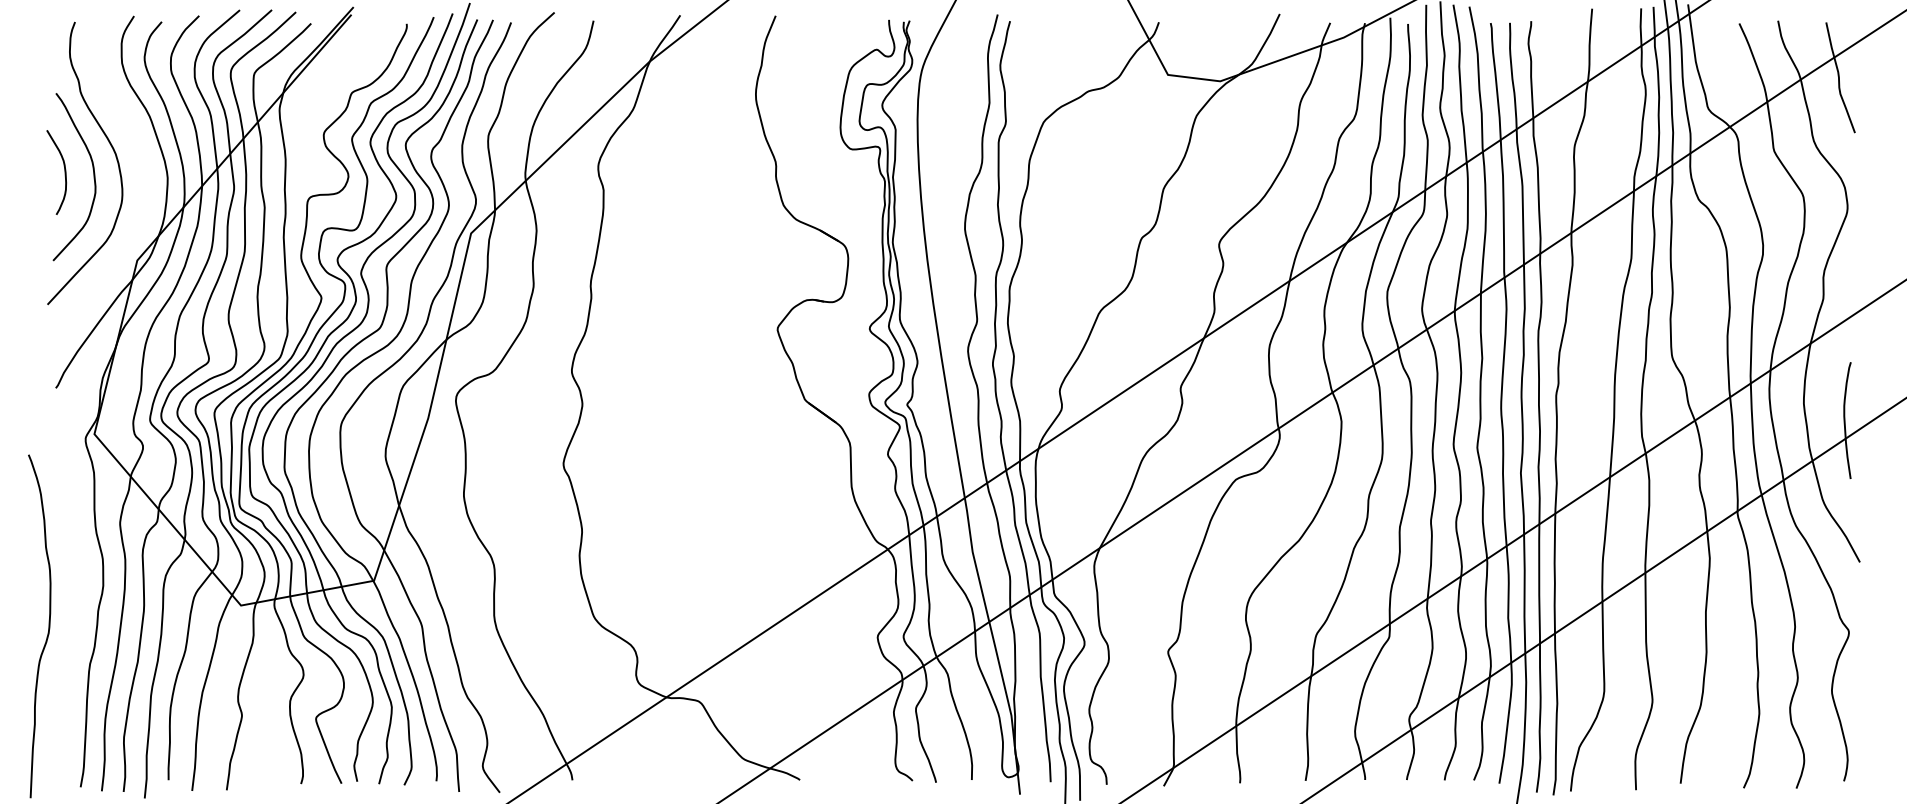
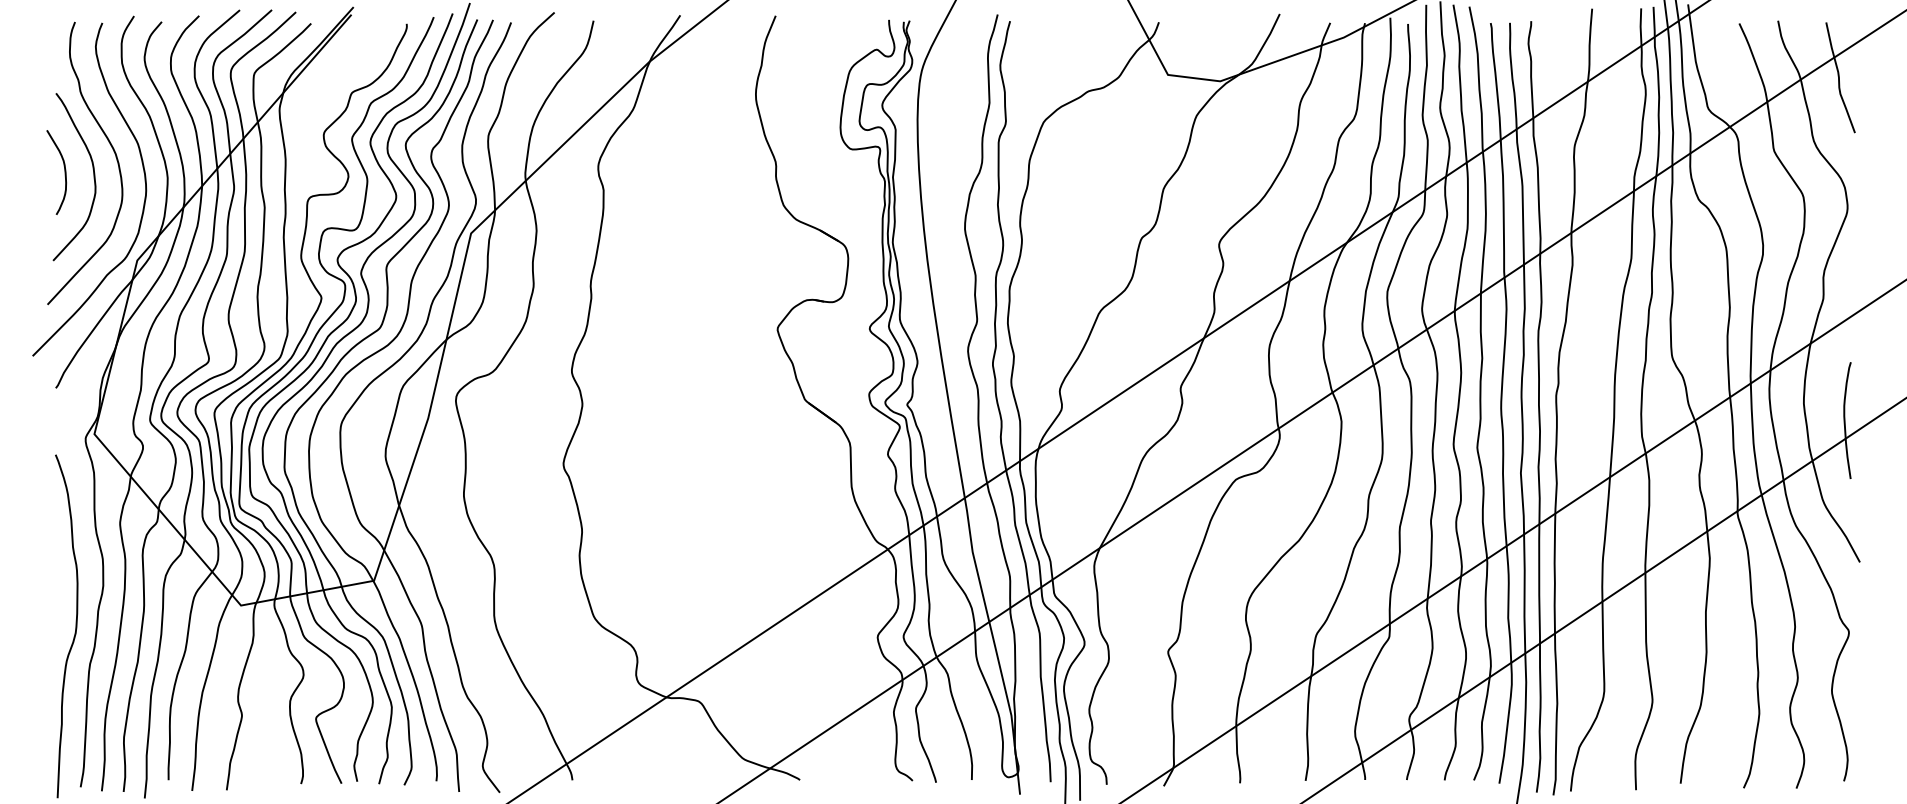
curve: none -> present (144, 196)
curve position: (48, 626) -> (75, 626) (75, 626)
